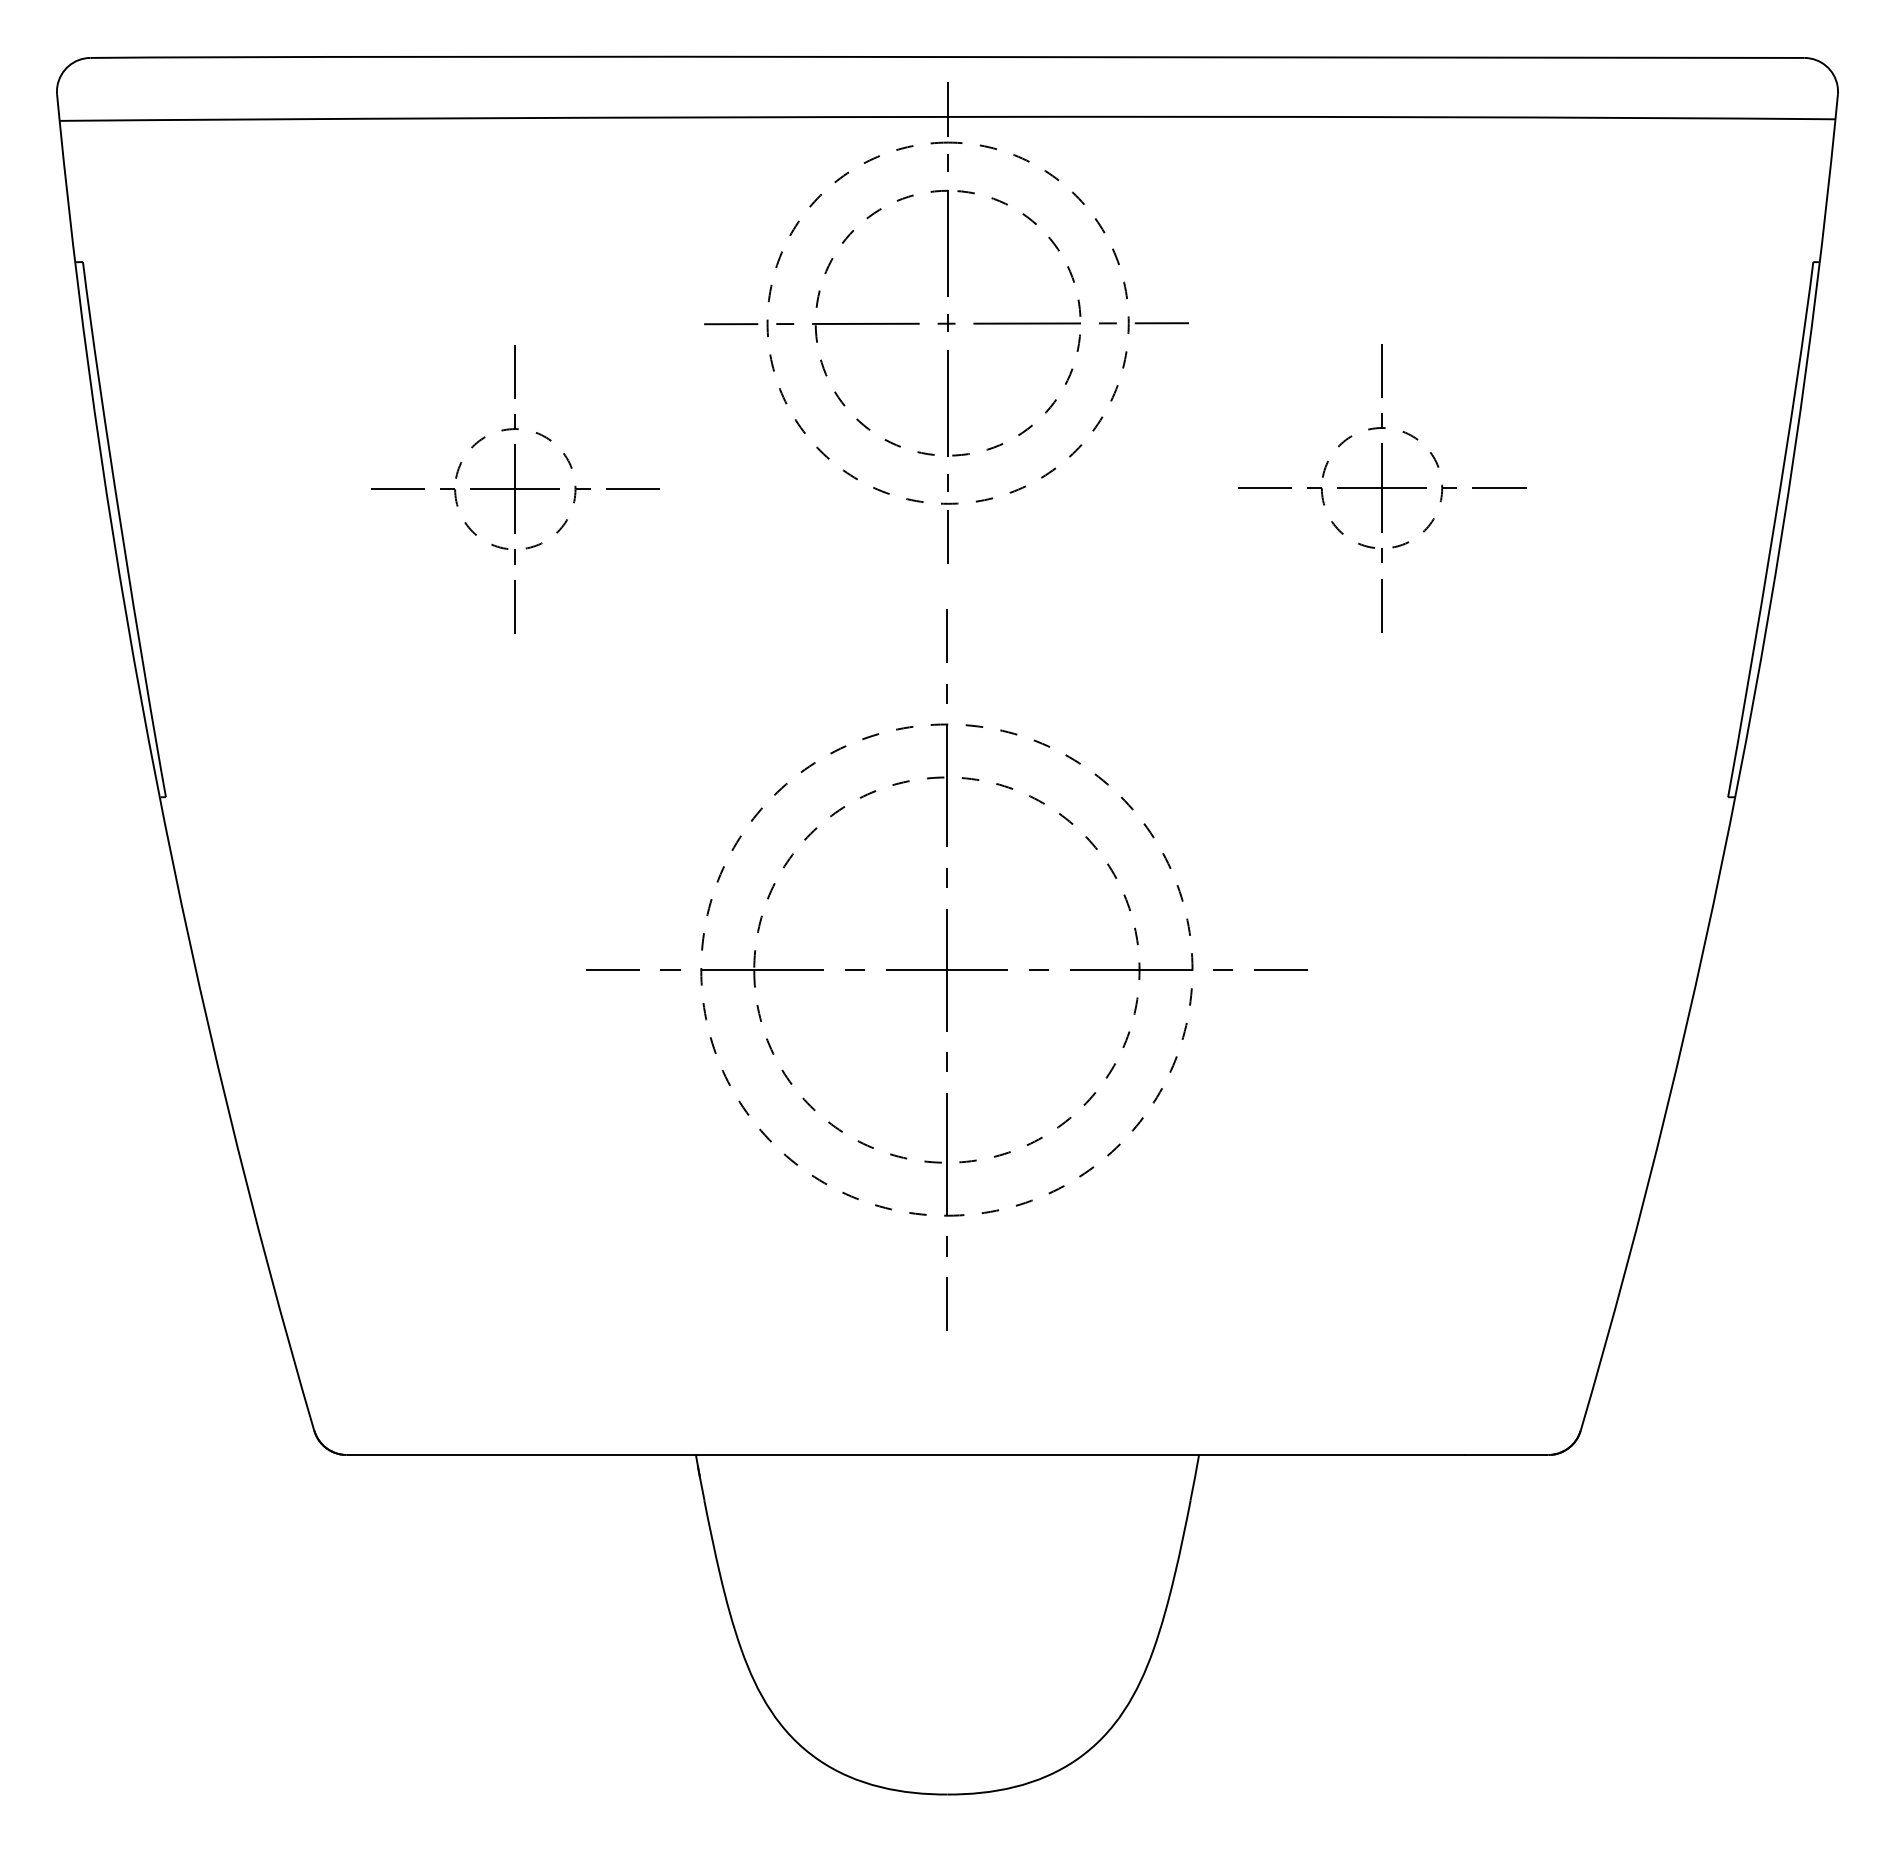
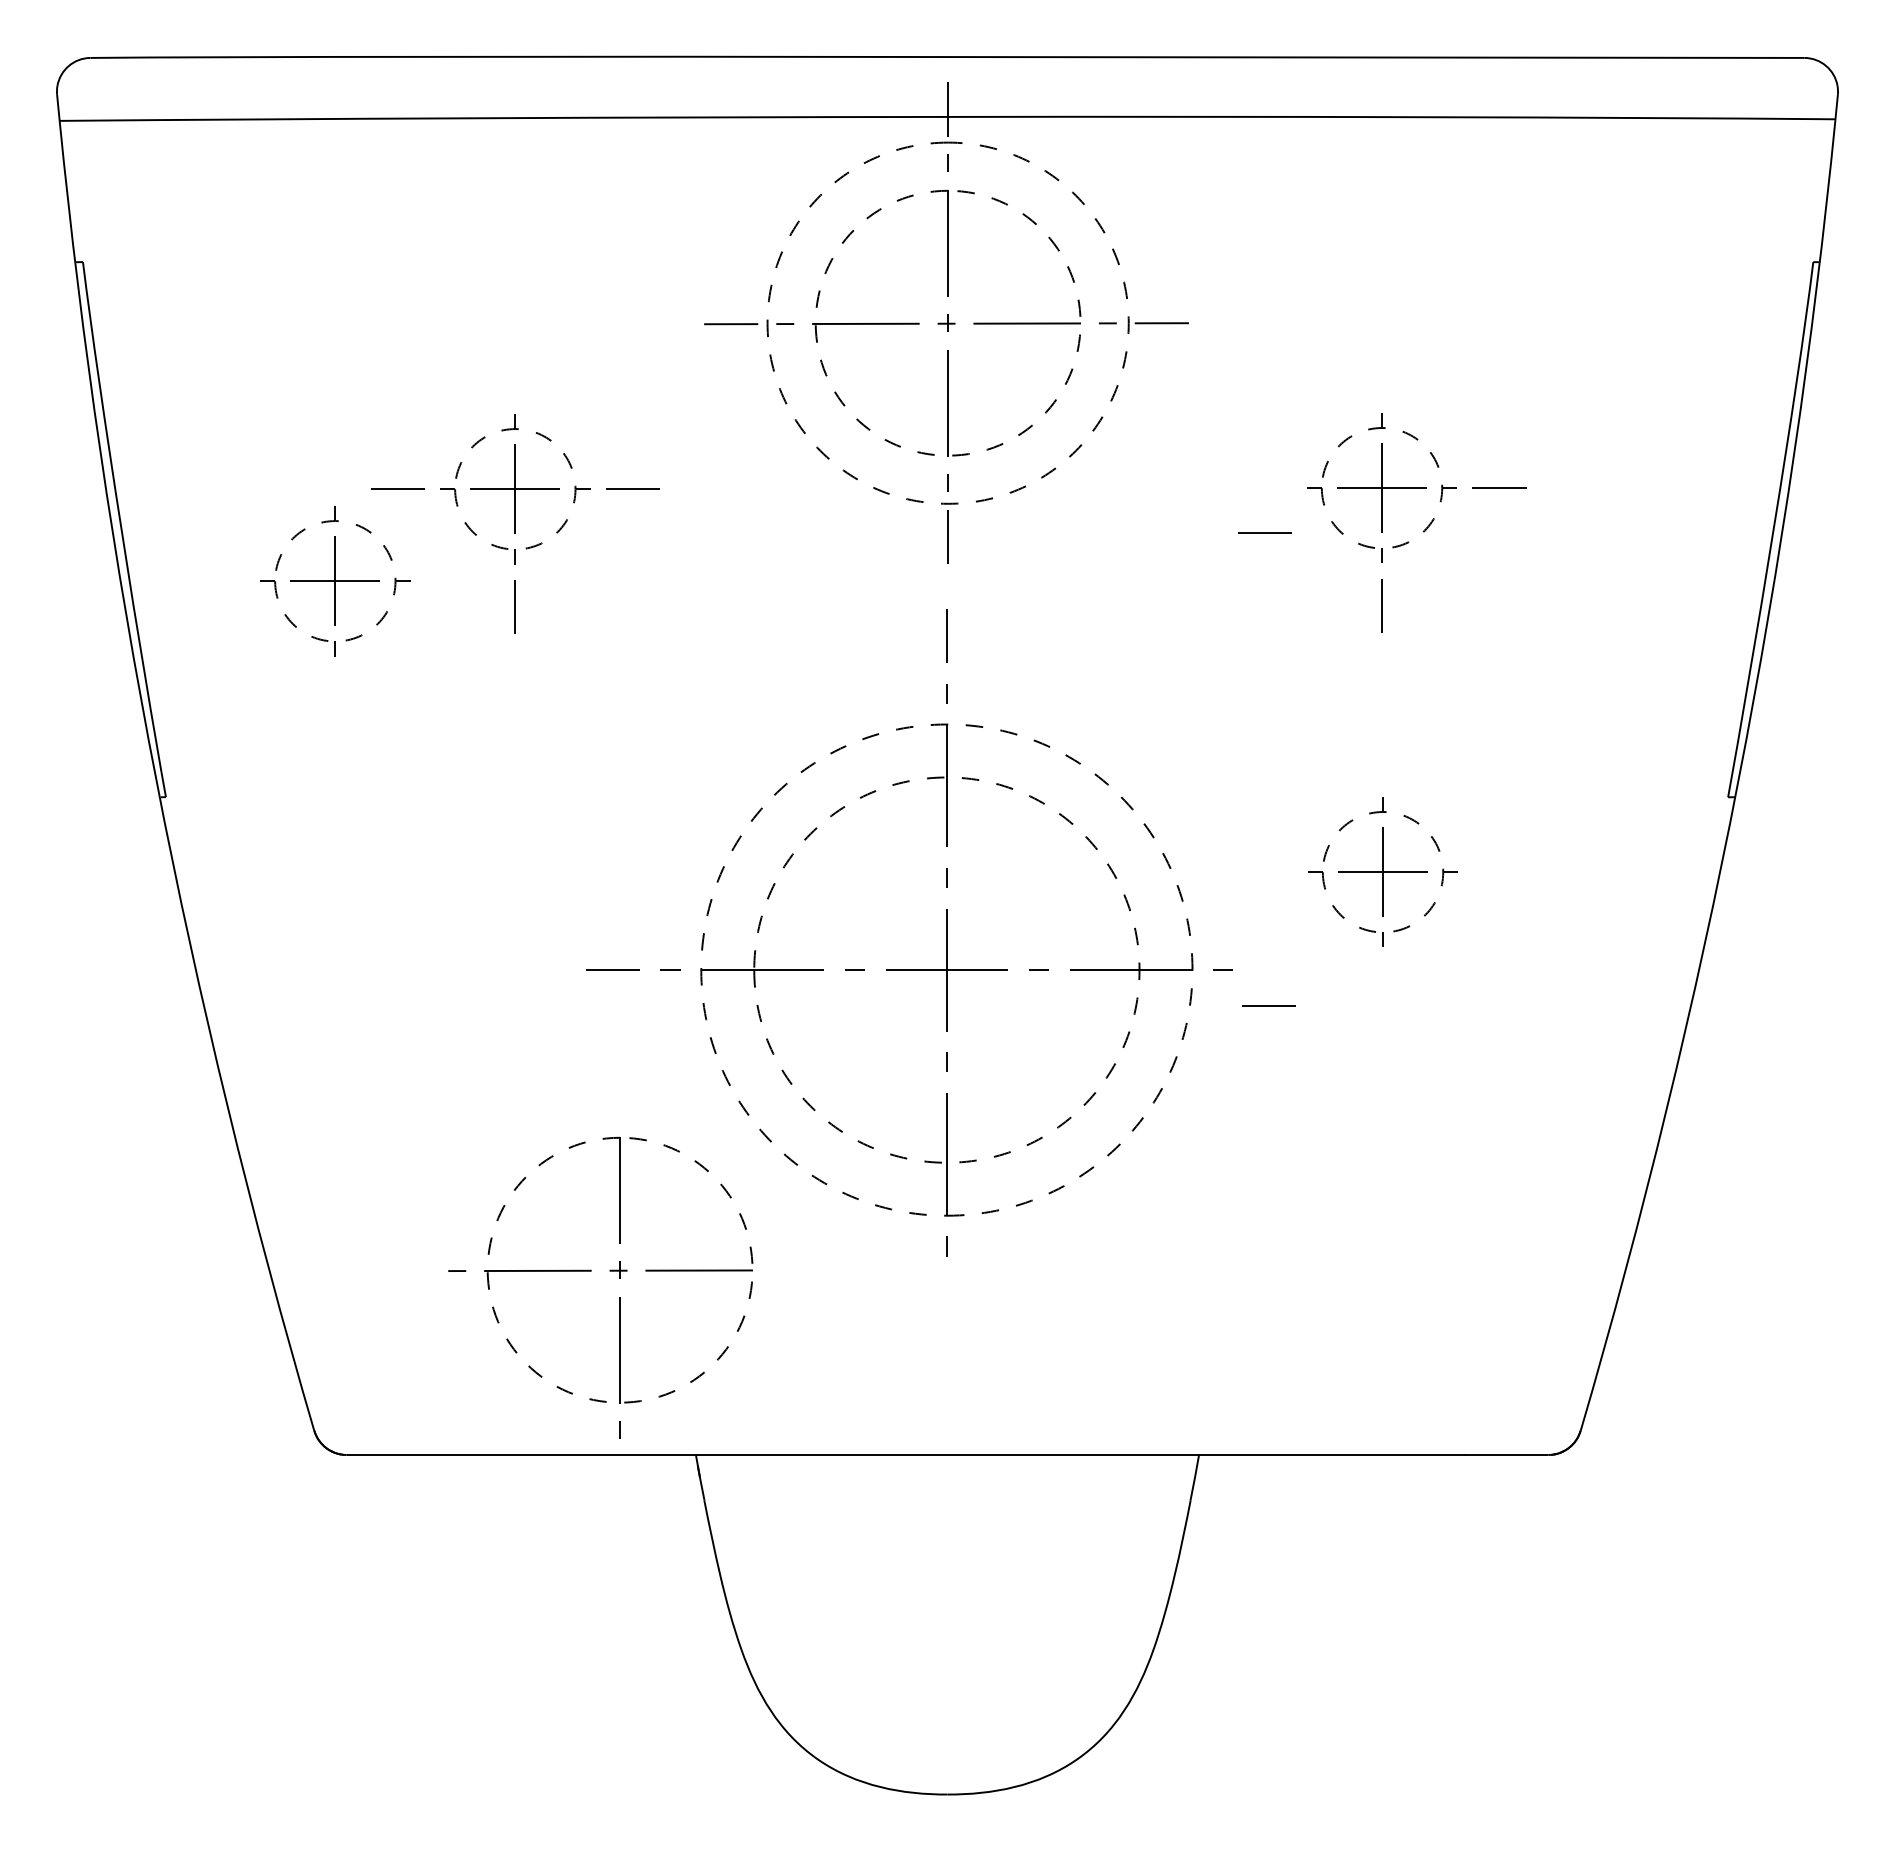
line: present -> none (1381, 370)
line: present -> none (514, 371)
line position: (1264, 487) -> (1264, 532) (1264, 532)
part: none -> present (335, 581)
part: none -> present (1382, 871)
line position: (1280, 969) -> (1268, 1005) (1268, 1005)
part: none -> present (591, 1271)
line: present -> none (946, 1303)
